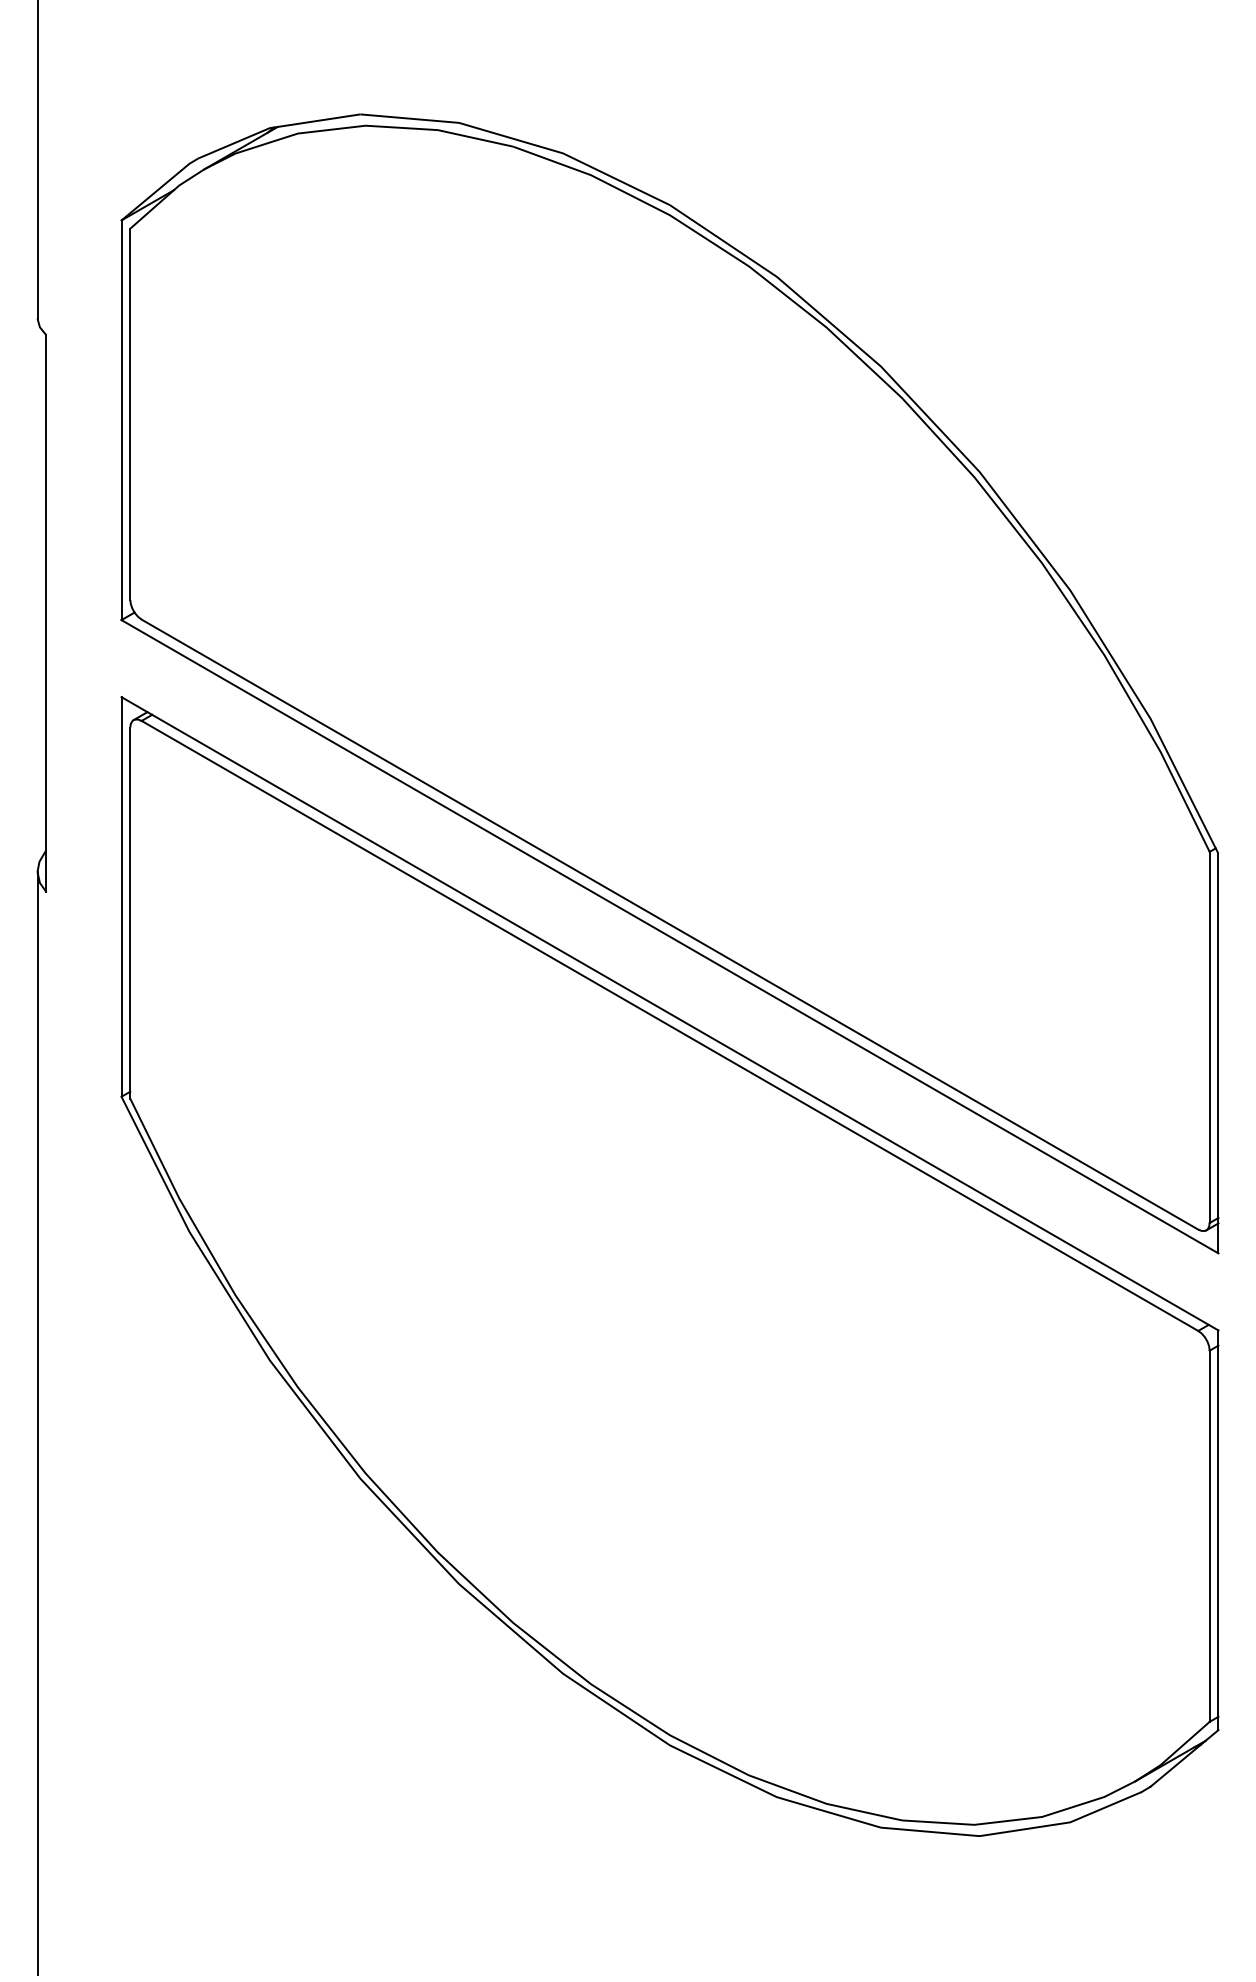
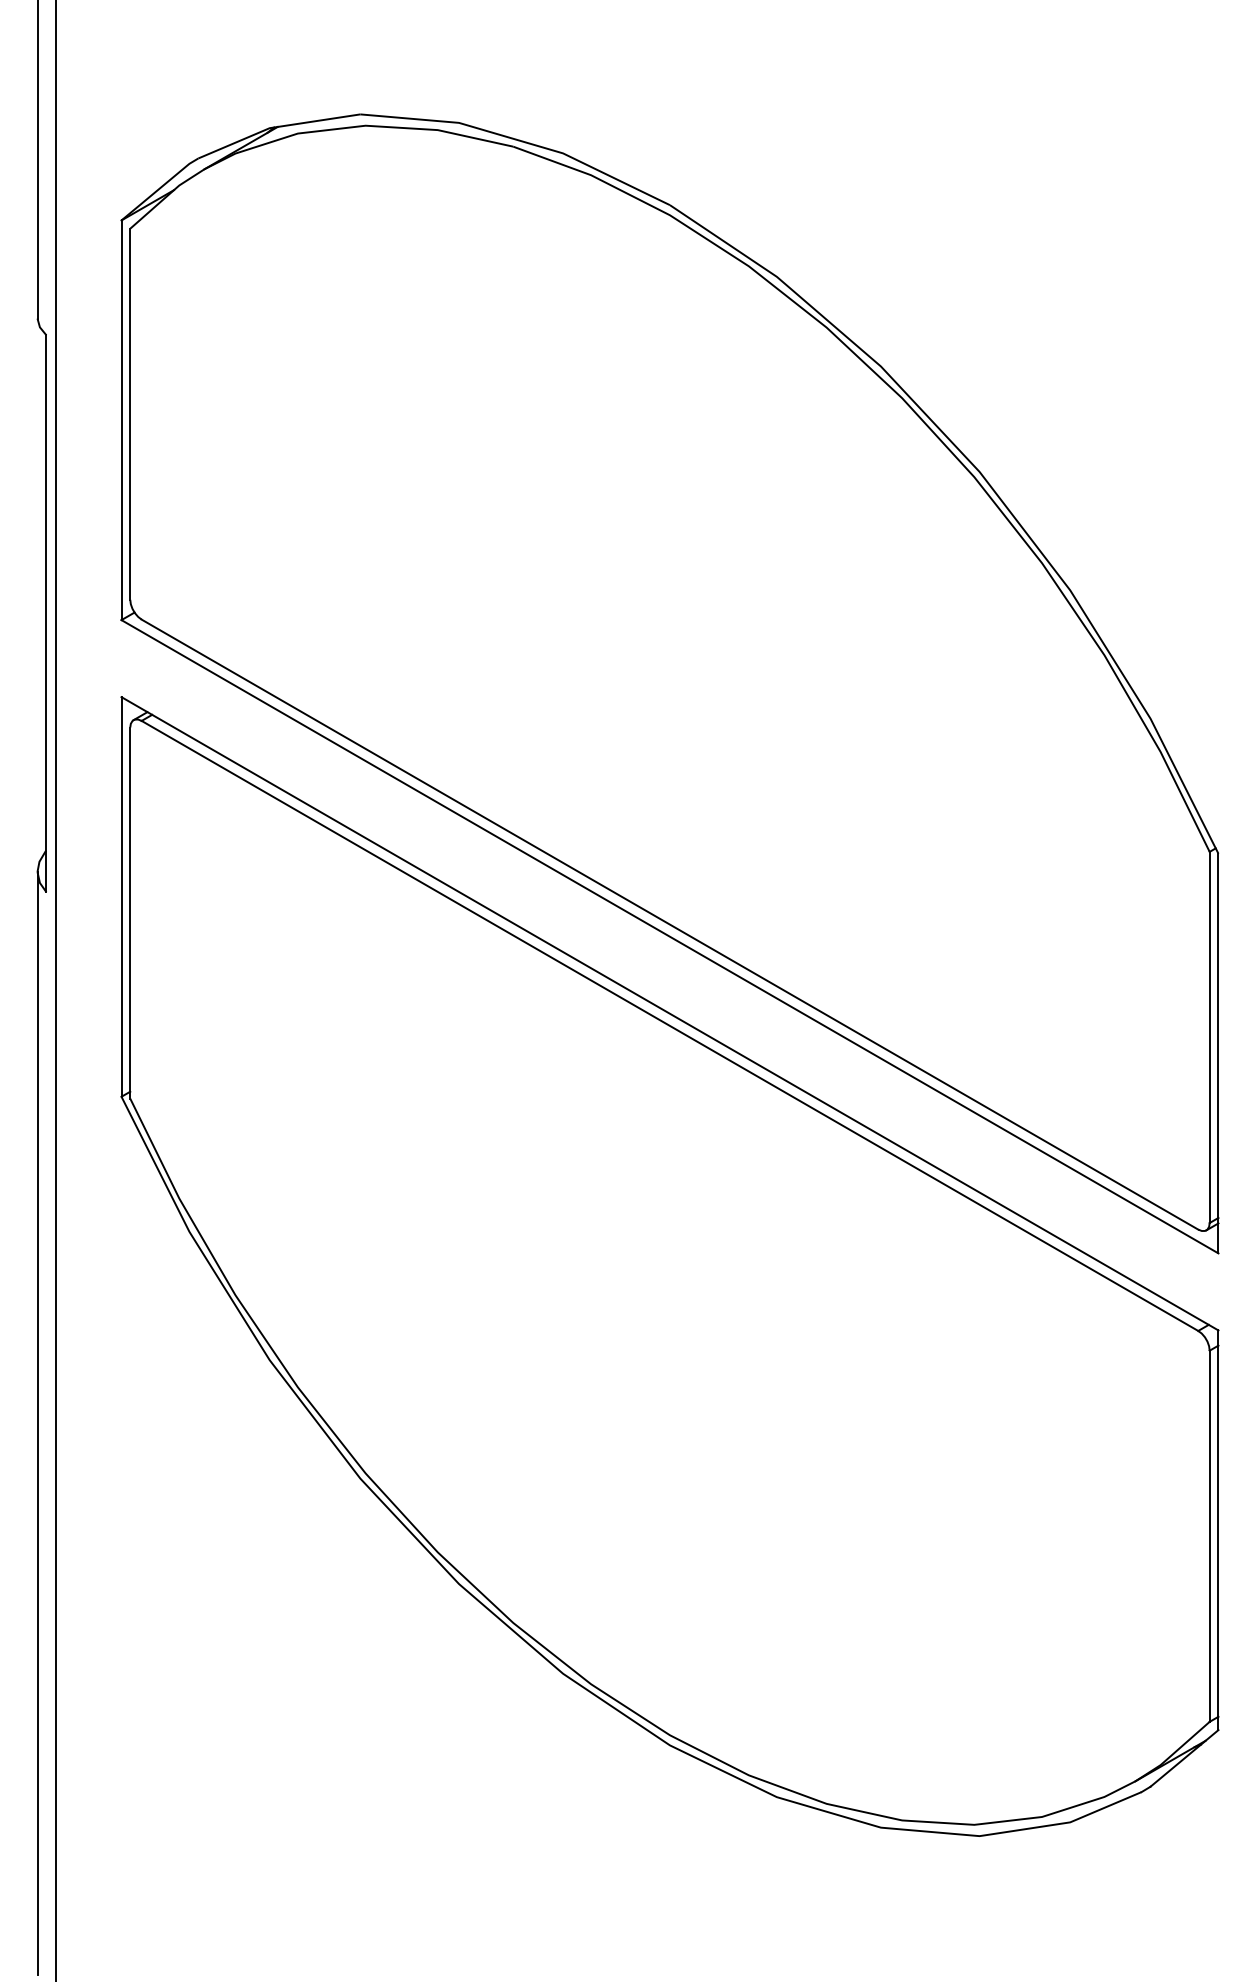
line: none -> present (55, 990)
